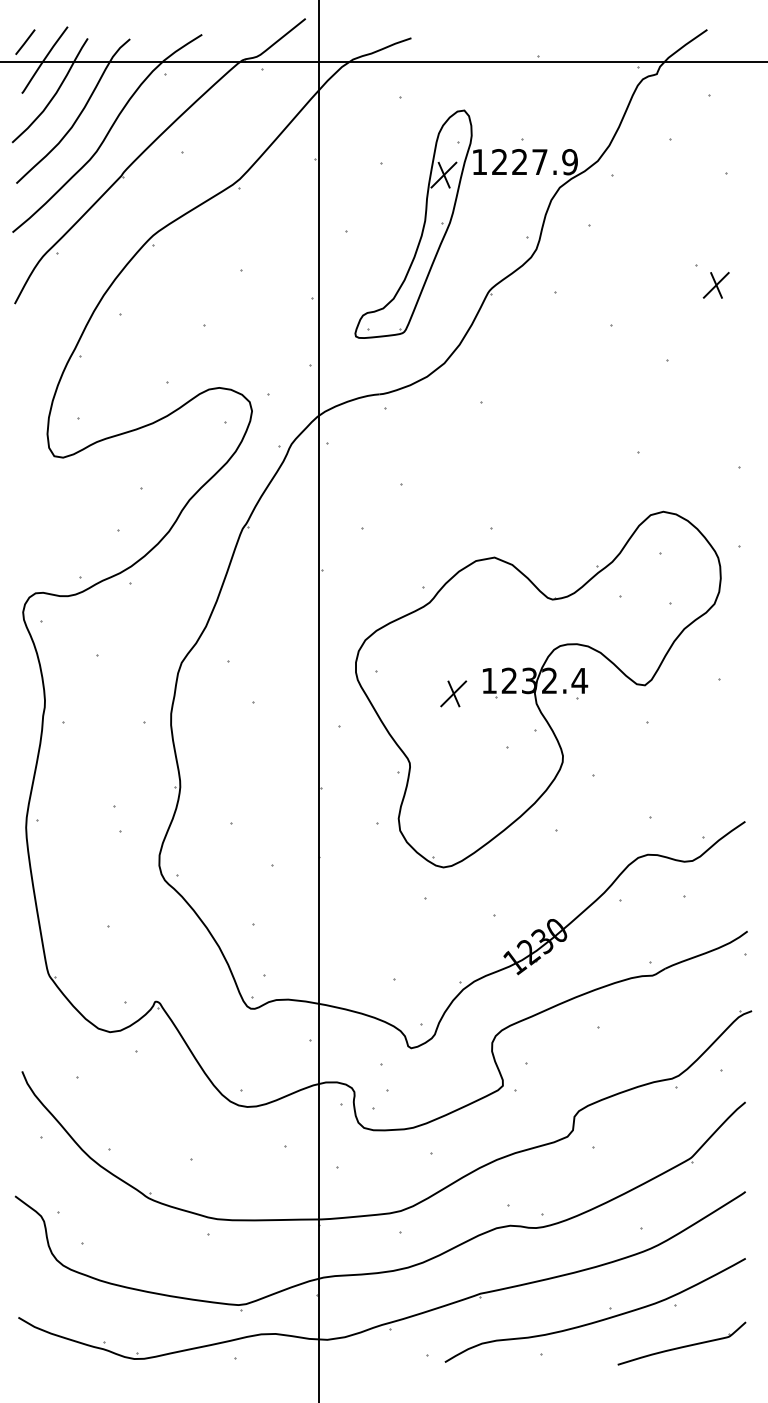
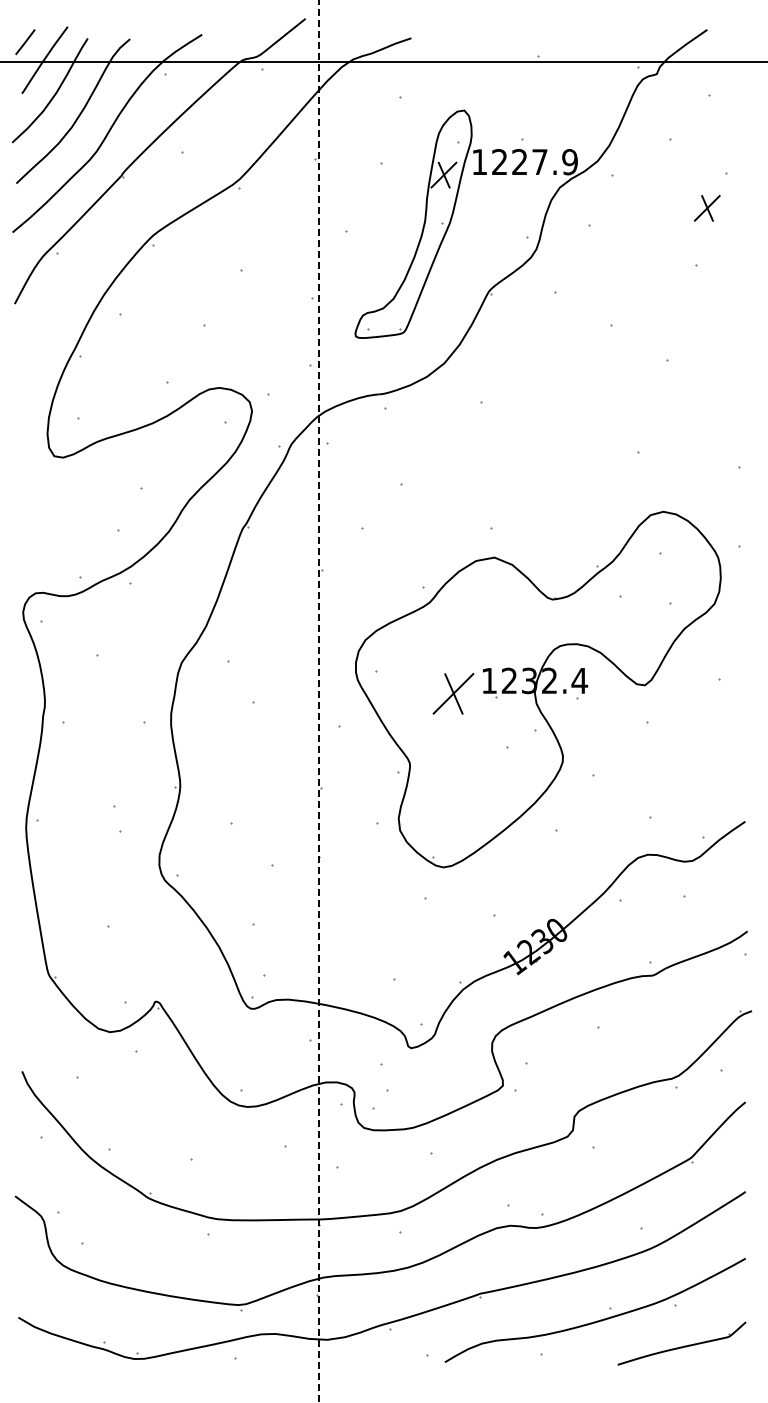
part position: (715, 284) -> (706, 207) (706, 207)
part size: 28x28 px -> 43x42 px (453, 693)
line: solid -> dashed (318, 701)
